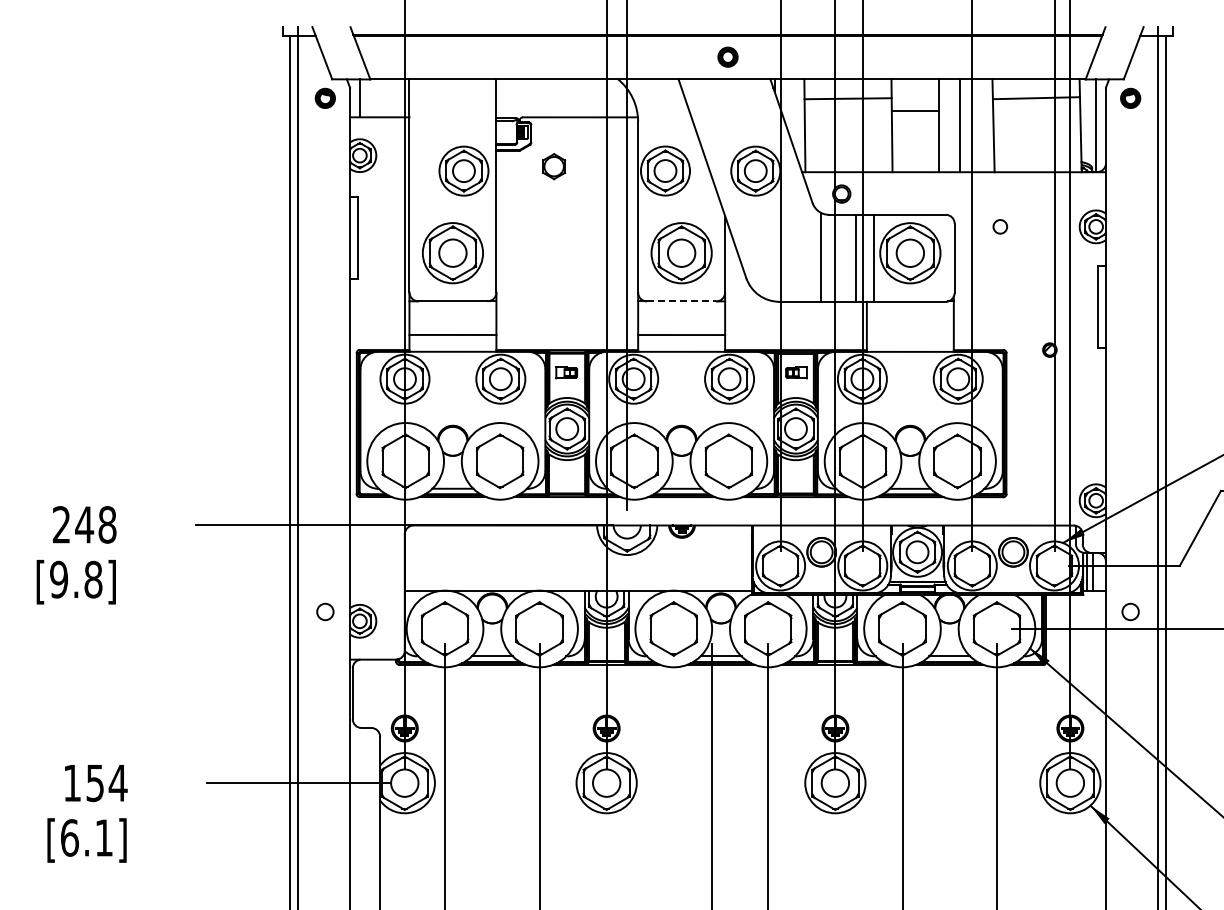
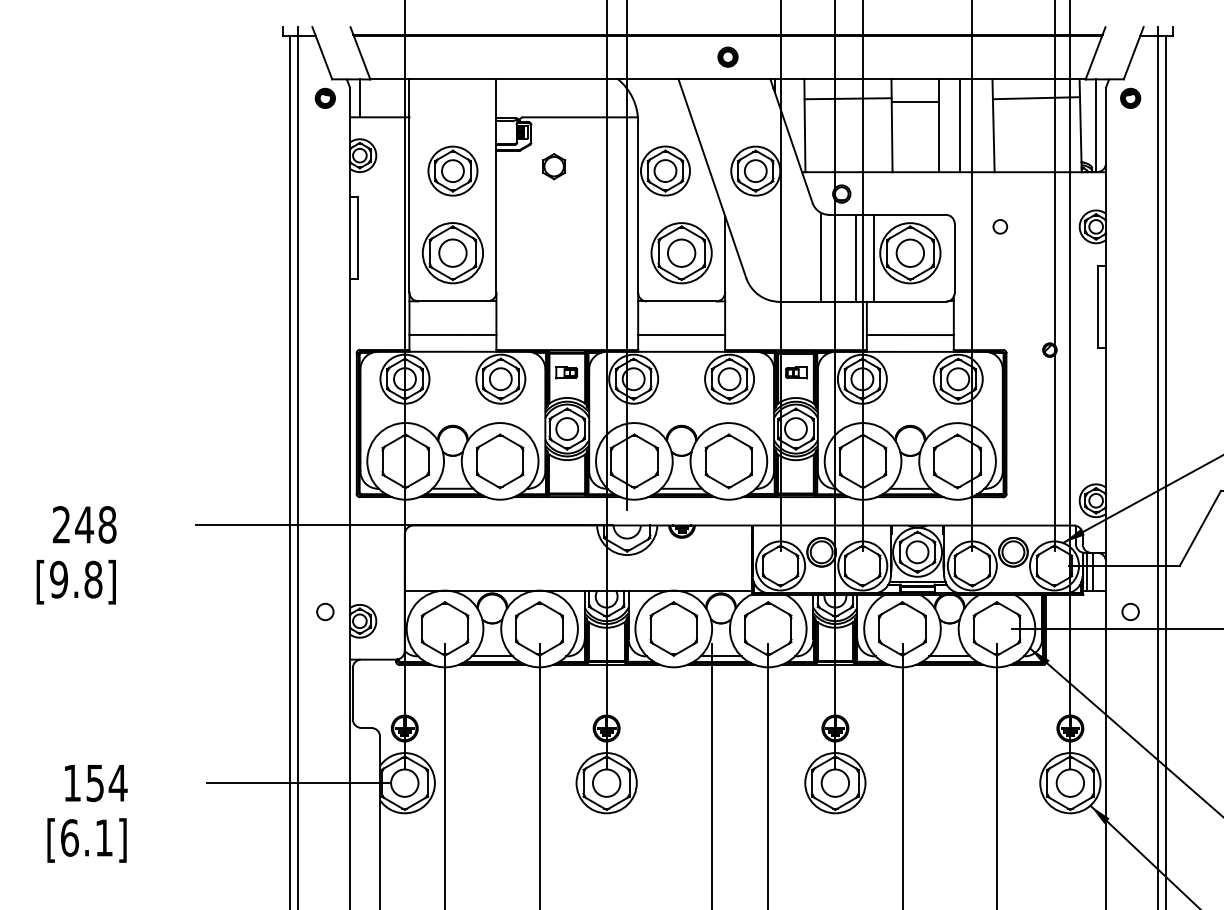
line position: (915, 110) -> (915, 101) (915, 101)
part position: (463, 170) -> (452, 170) (452, 170)
line: dashed -> solid (681, 301)
line: none -> present (909, 335)
